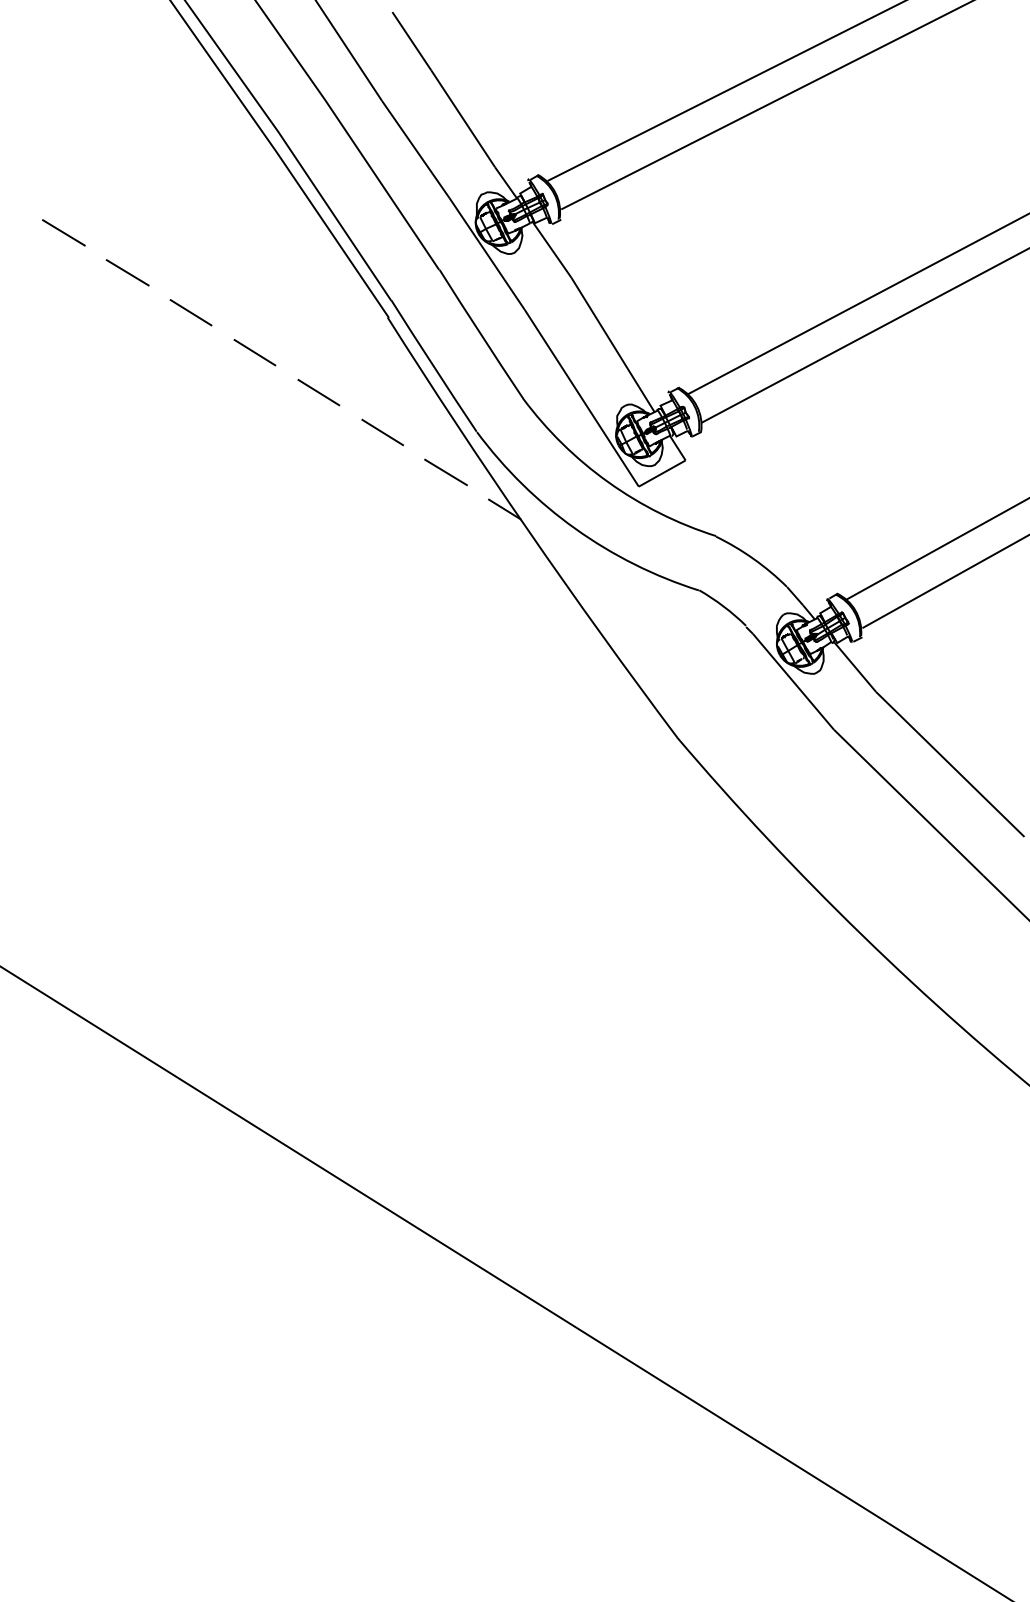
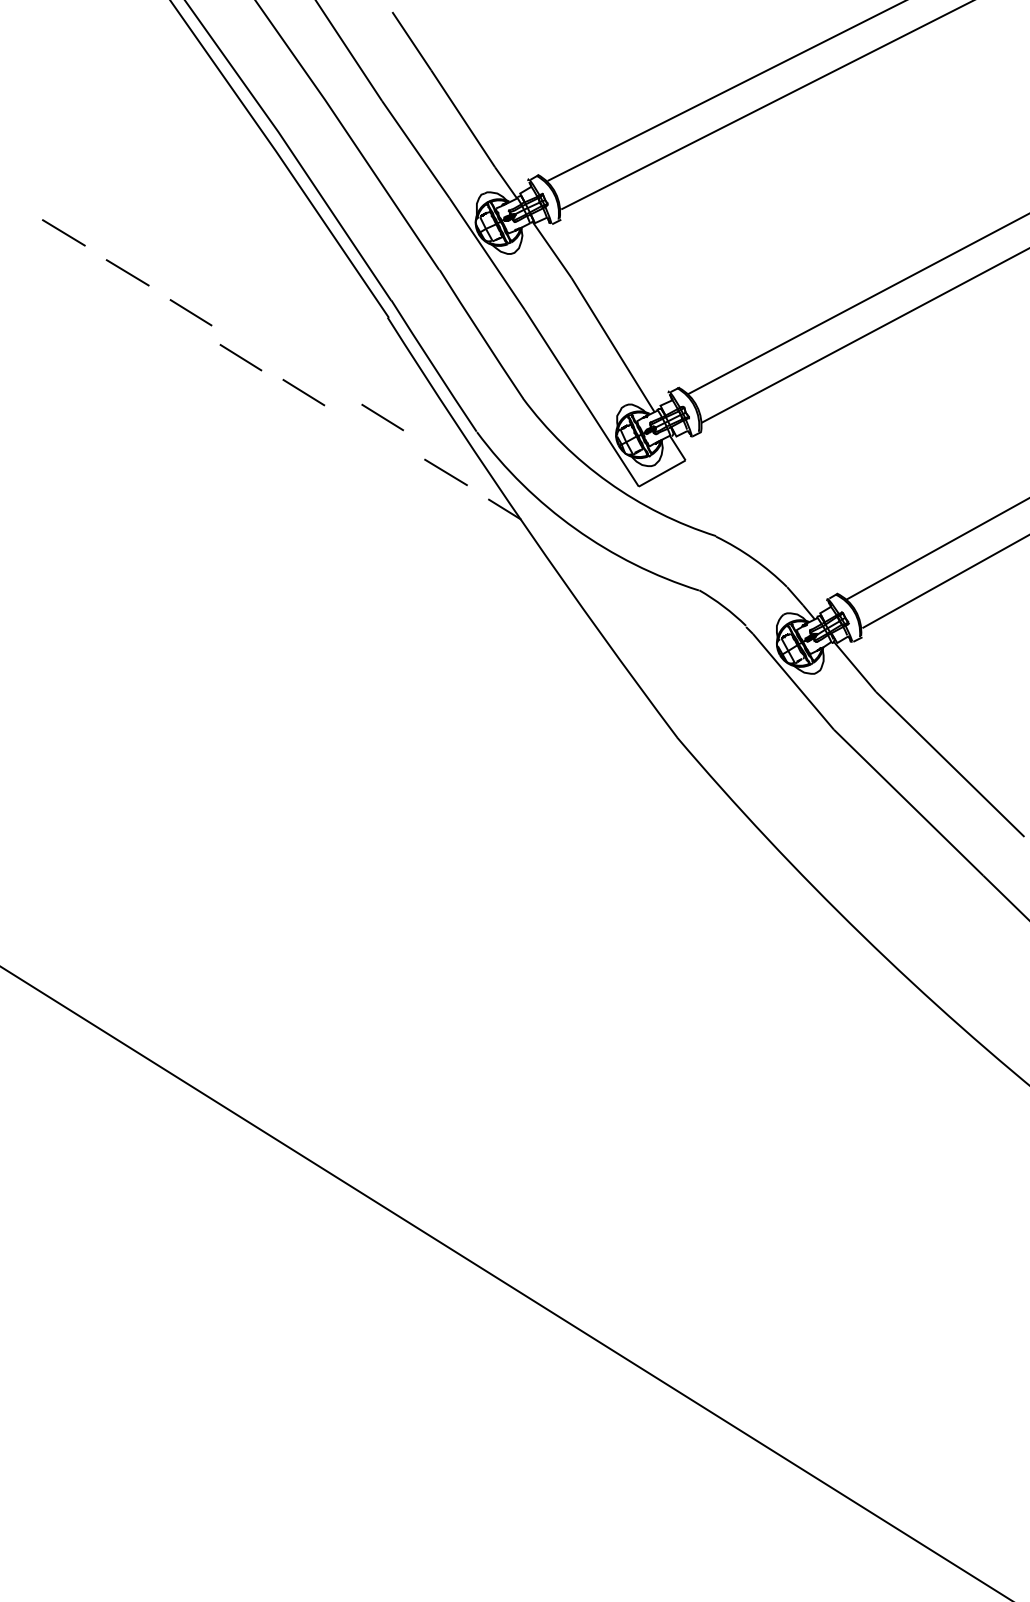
line position: (254, 352) -> (240, 357) (240, 357)
line position: (318, 392) -> (303, 392) (303, 392)
line position: (382, 432) -> (382, 417) (382, 417)
